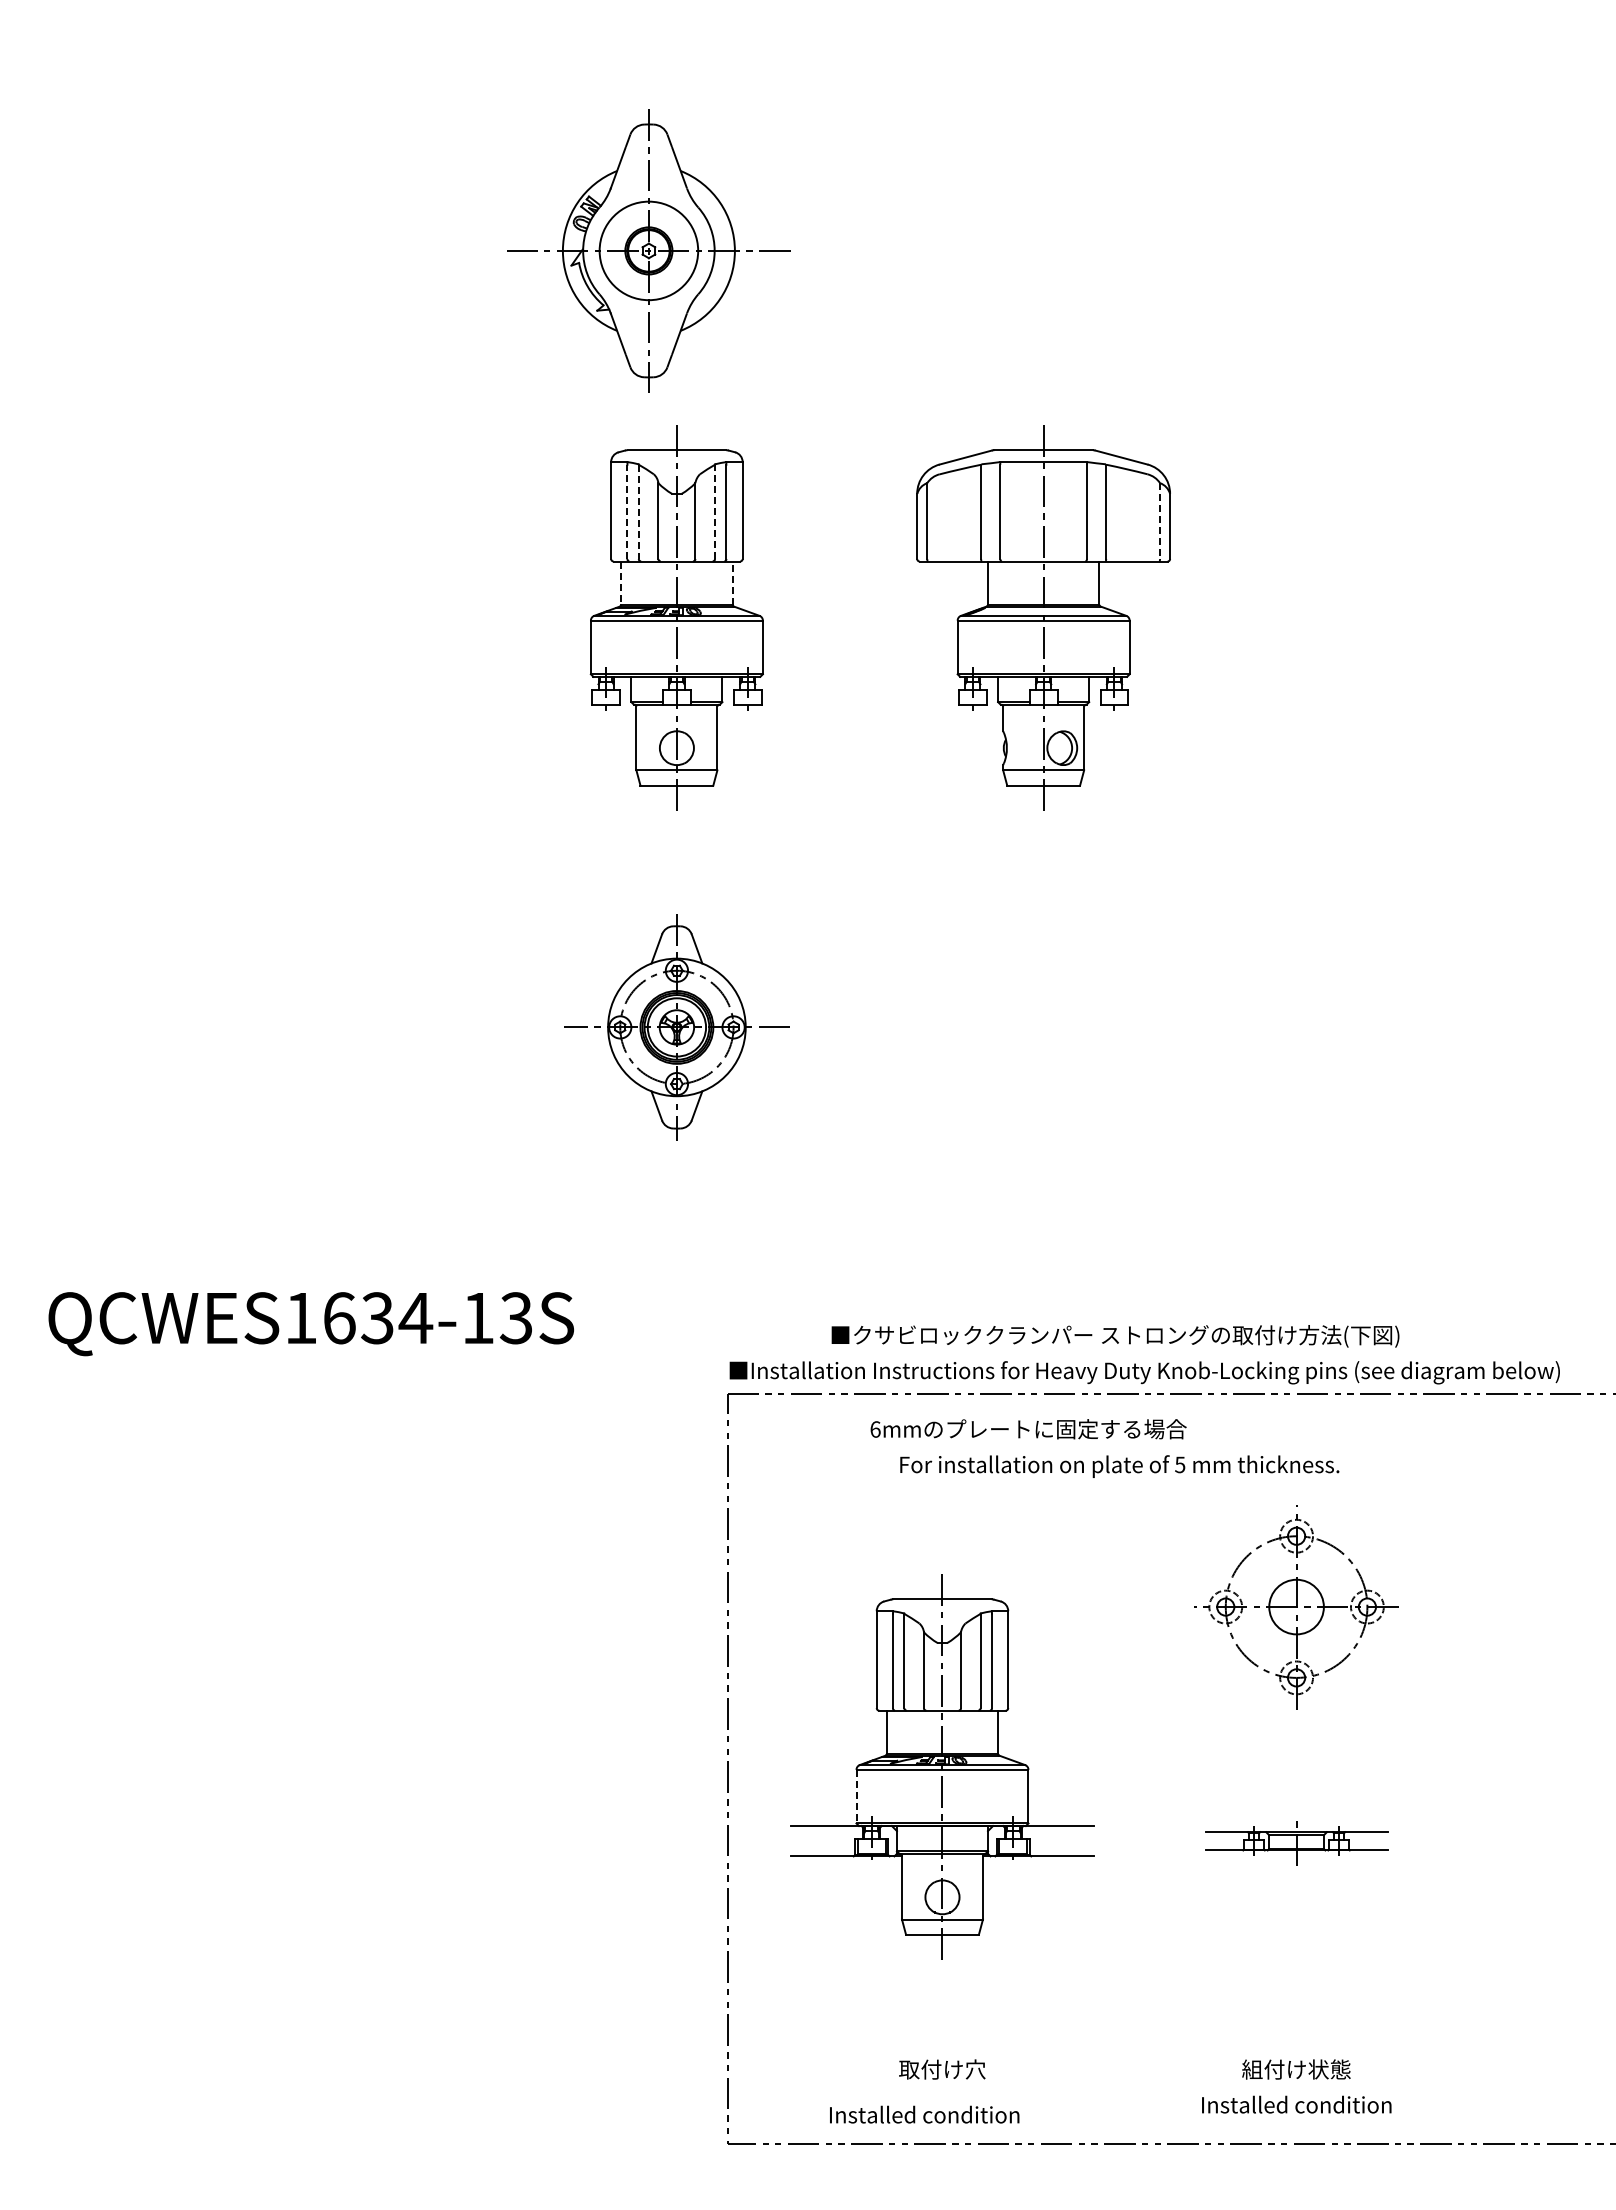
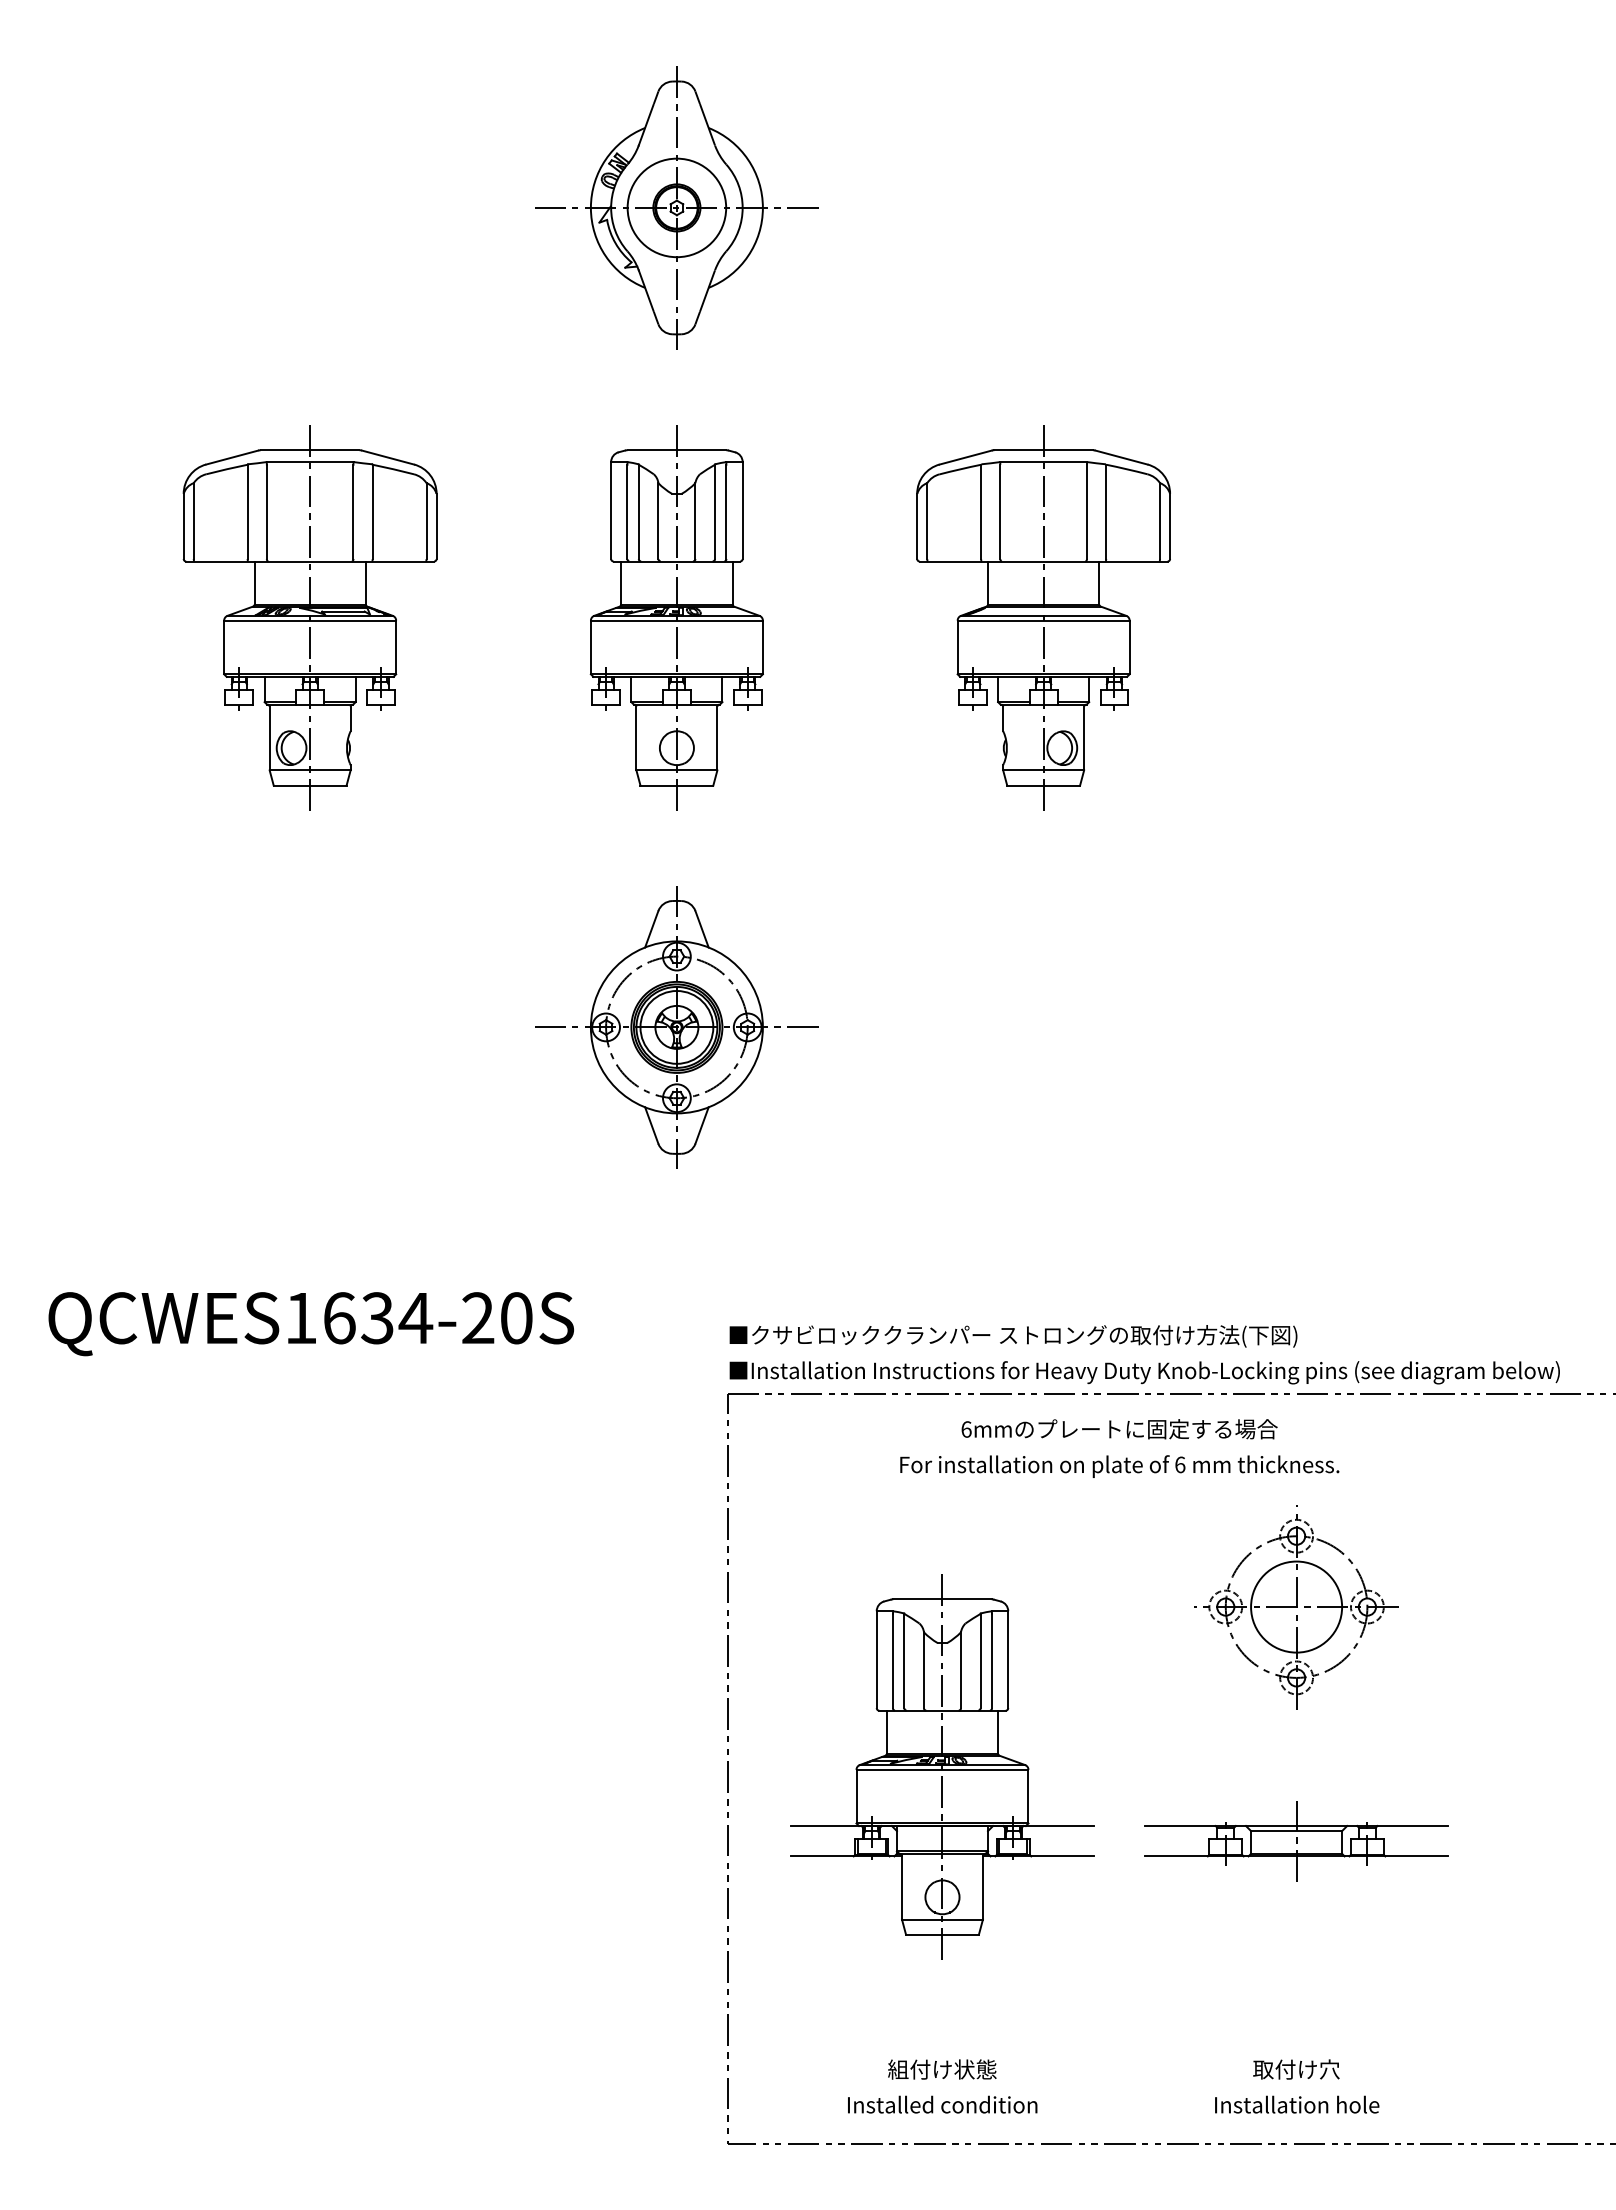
part position: (648, 250) -> (676, 207) (676, 207)
line: dashed -> solid (627, 511)
line: dashed -> solid (715, 511)
line: dashed -> solid (638, 512)
line: dashed -> solid (1160, 521)
line: dashed -> solid (621, 583)
line: dashed -> solid (732, 583)
part: none -> present (309, 617)
part size: 226x227 px -> 284x283 px (676, 1027)
text: QCWES1634-13S -> QCWES1634-20S (497, 1318)
text position: (1115, 1336) -> (1013, 1336) (1013, 1336)
text position: (1028, 1429) -> (1119, 1429) (1119, 1429)
text: 5 -> 6 (1180, 1464)
circle diameter: 55 px -> 91 px (1296, 1606)
line: dashed -> solid (856, 1796)
part size: 184x45 px -> 305x81 px (1296, 1841)
text: 取付け穴 -> 組付け状態 (942, 2069)
text: 組付け状態 -> 取付け穴 (1296, 2069)
text: Installed condition -> Installation hole (1296, 2104)
text position: (924, 2114) -> (942, 2104) (942, 2104)
